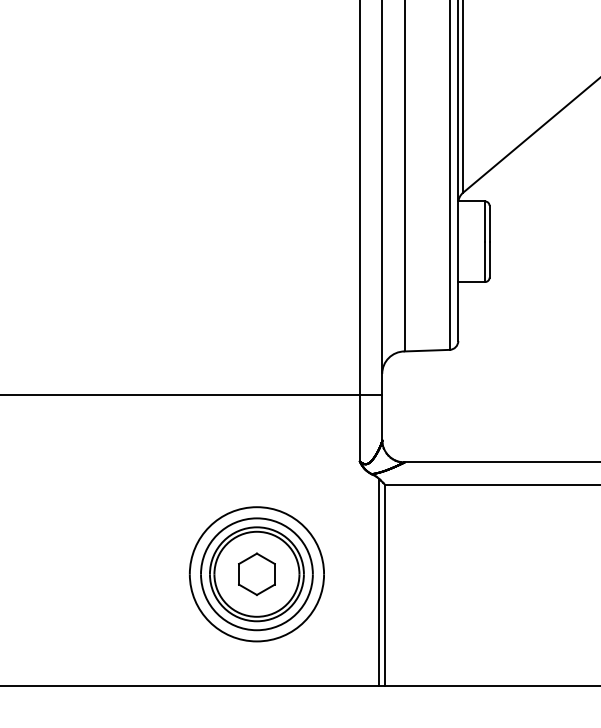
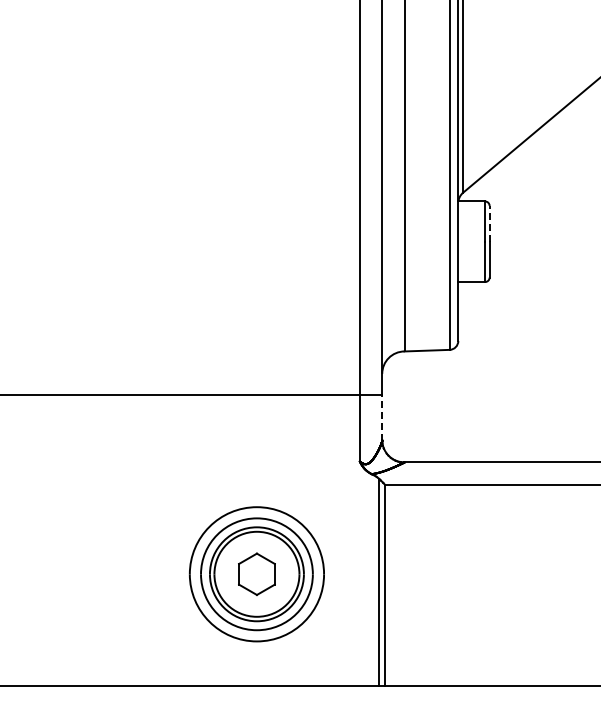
line: solid -> dashed (489, 223)
line: solid -> dashed (382, 417)
